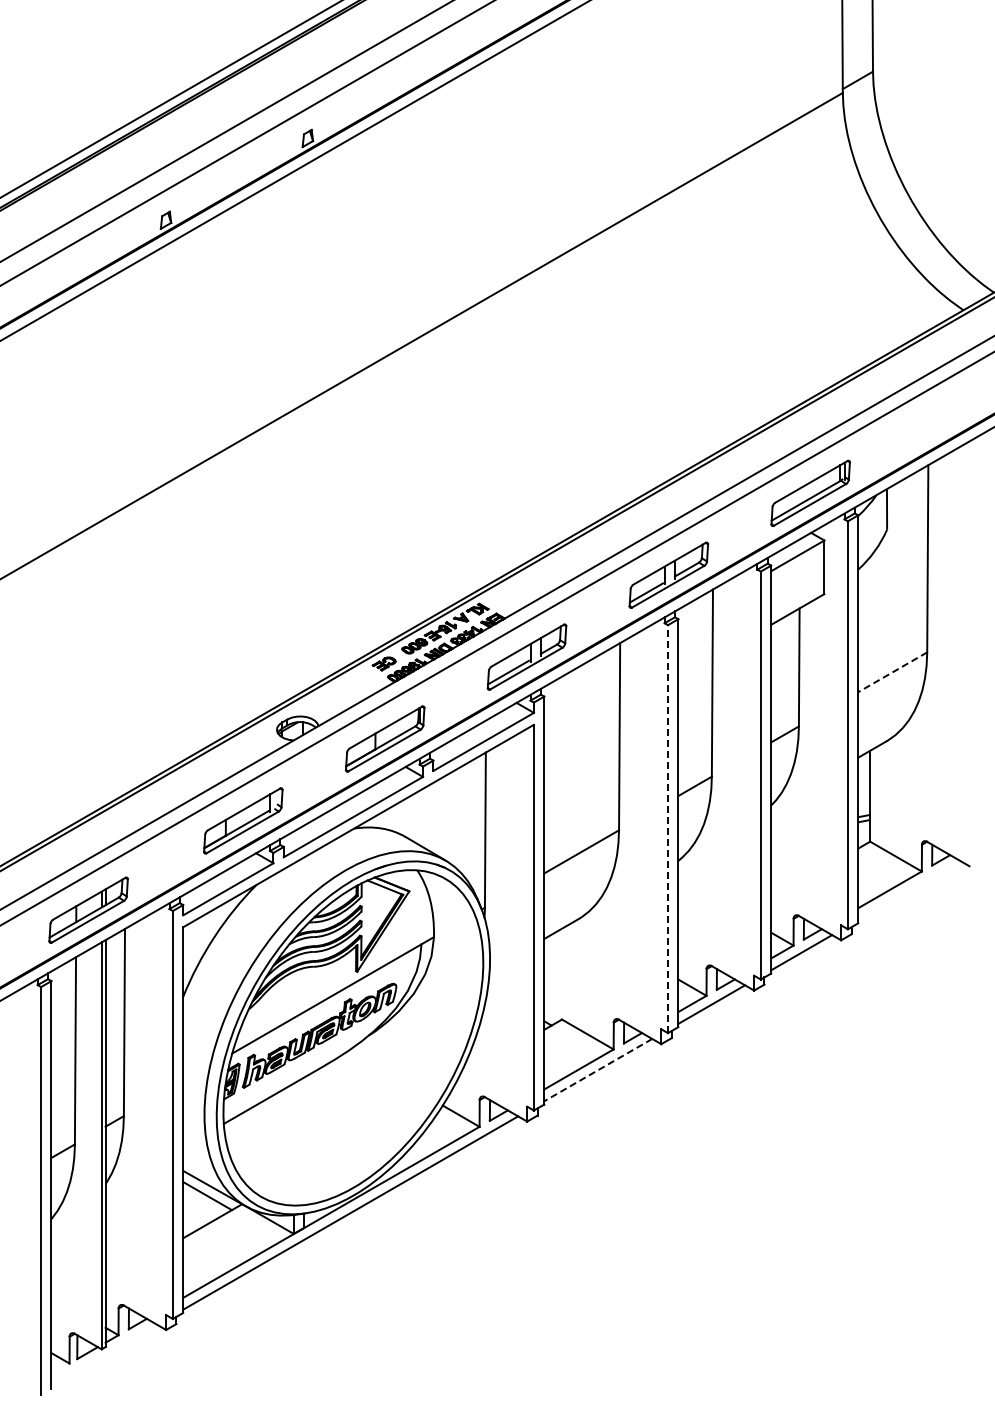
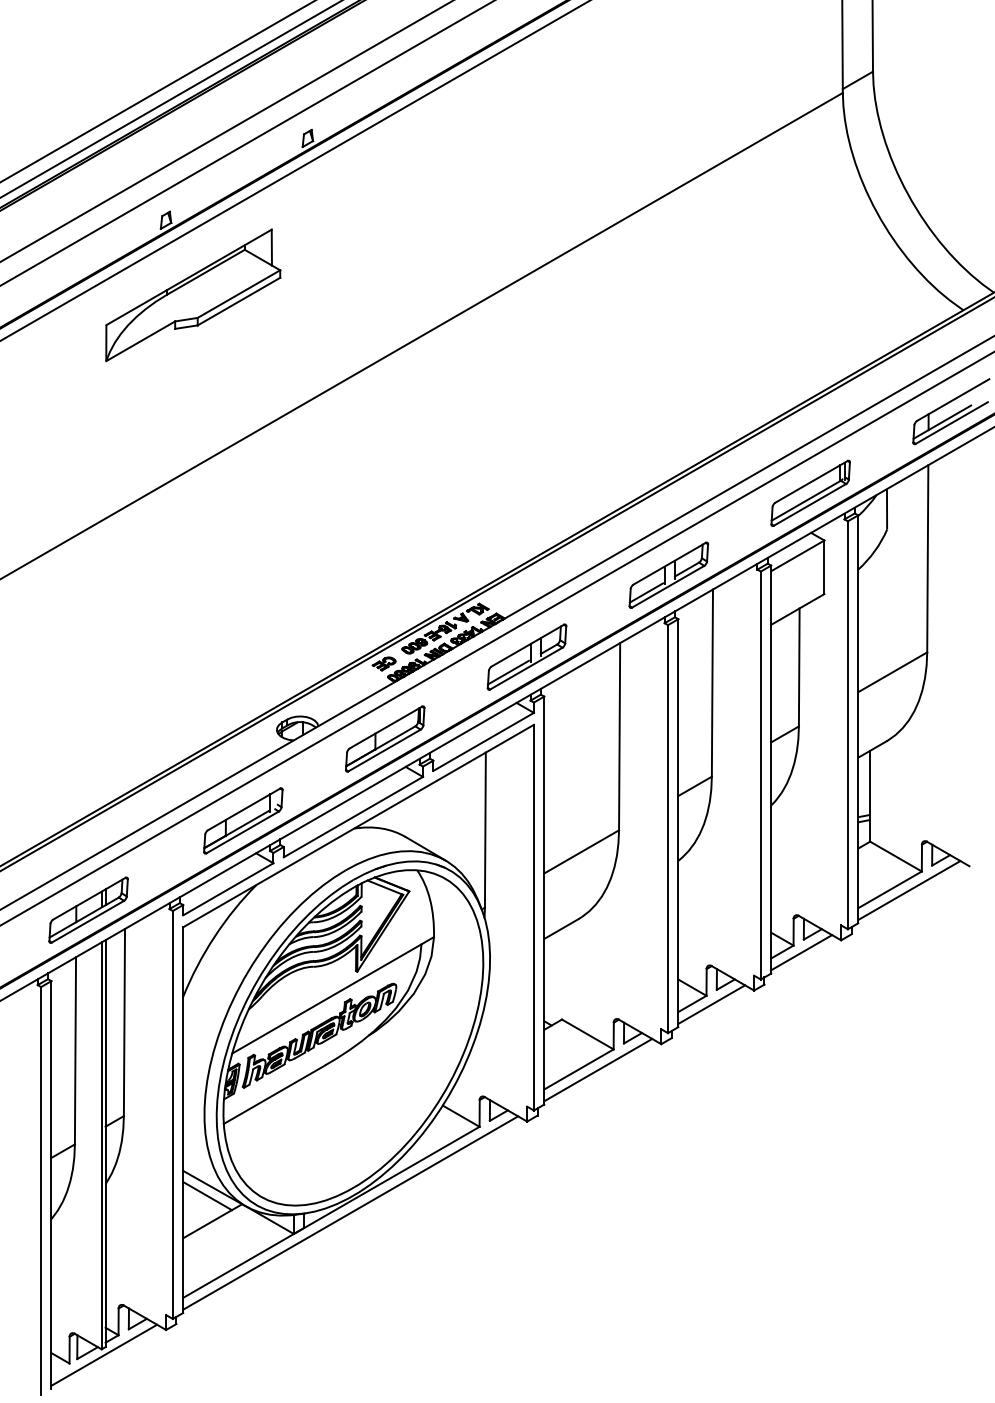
line: none -> present (157, 91)
part: none -> present (193, 295)
part: none -> present (951, 411)
line: dashed -> solid (892, 672)
line: dashed -> solid (668, 829)
line: none -> present (909, 890)
line: dashed -> solid (597, 1070)
line: none -> present (104, 1354)
